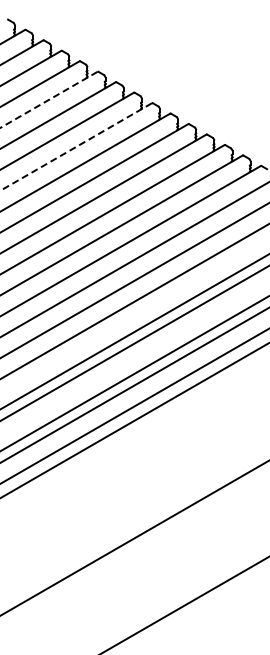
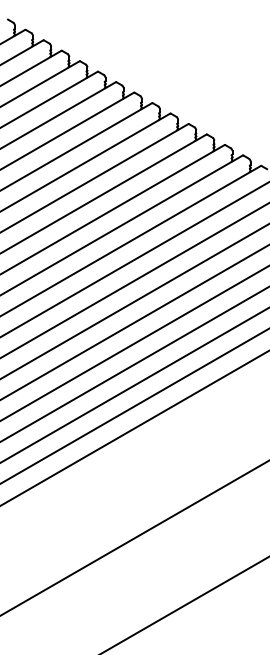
line: dashed -> solid (49, 99)
line: dashed -> solid (75, 147)
line position: (134, 331) -> (134, 322) (134, 322)
line position: (134, 373) -> (134, 364) (134, 364)
line position: (134, 420) -> (134, 428) (134, 428)
